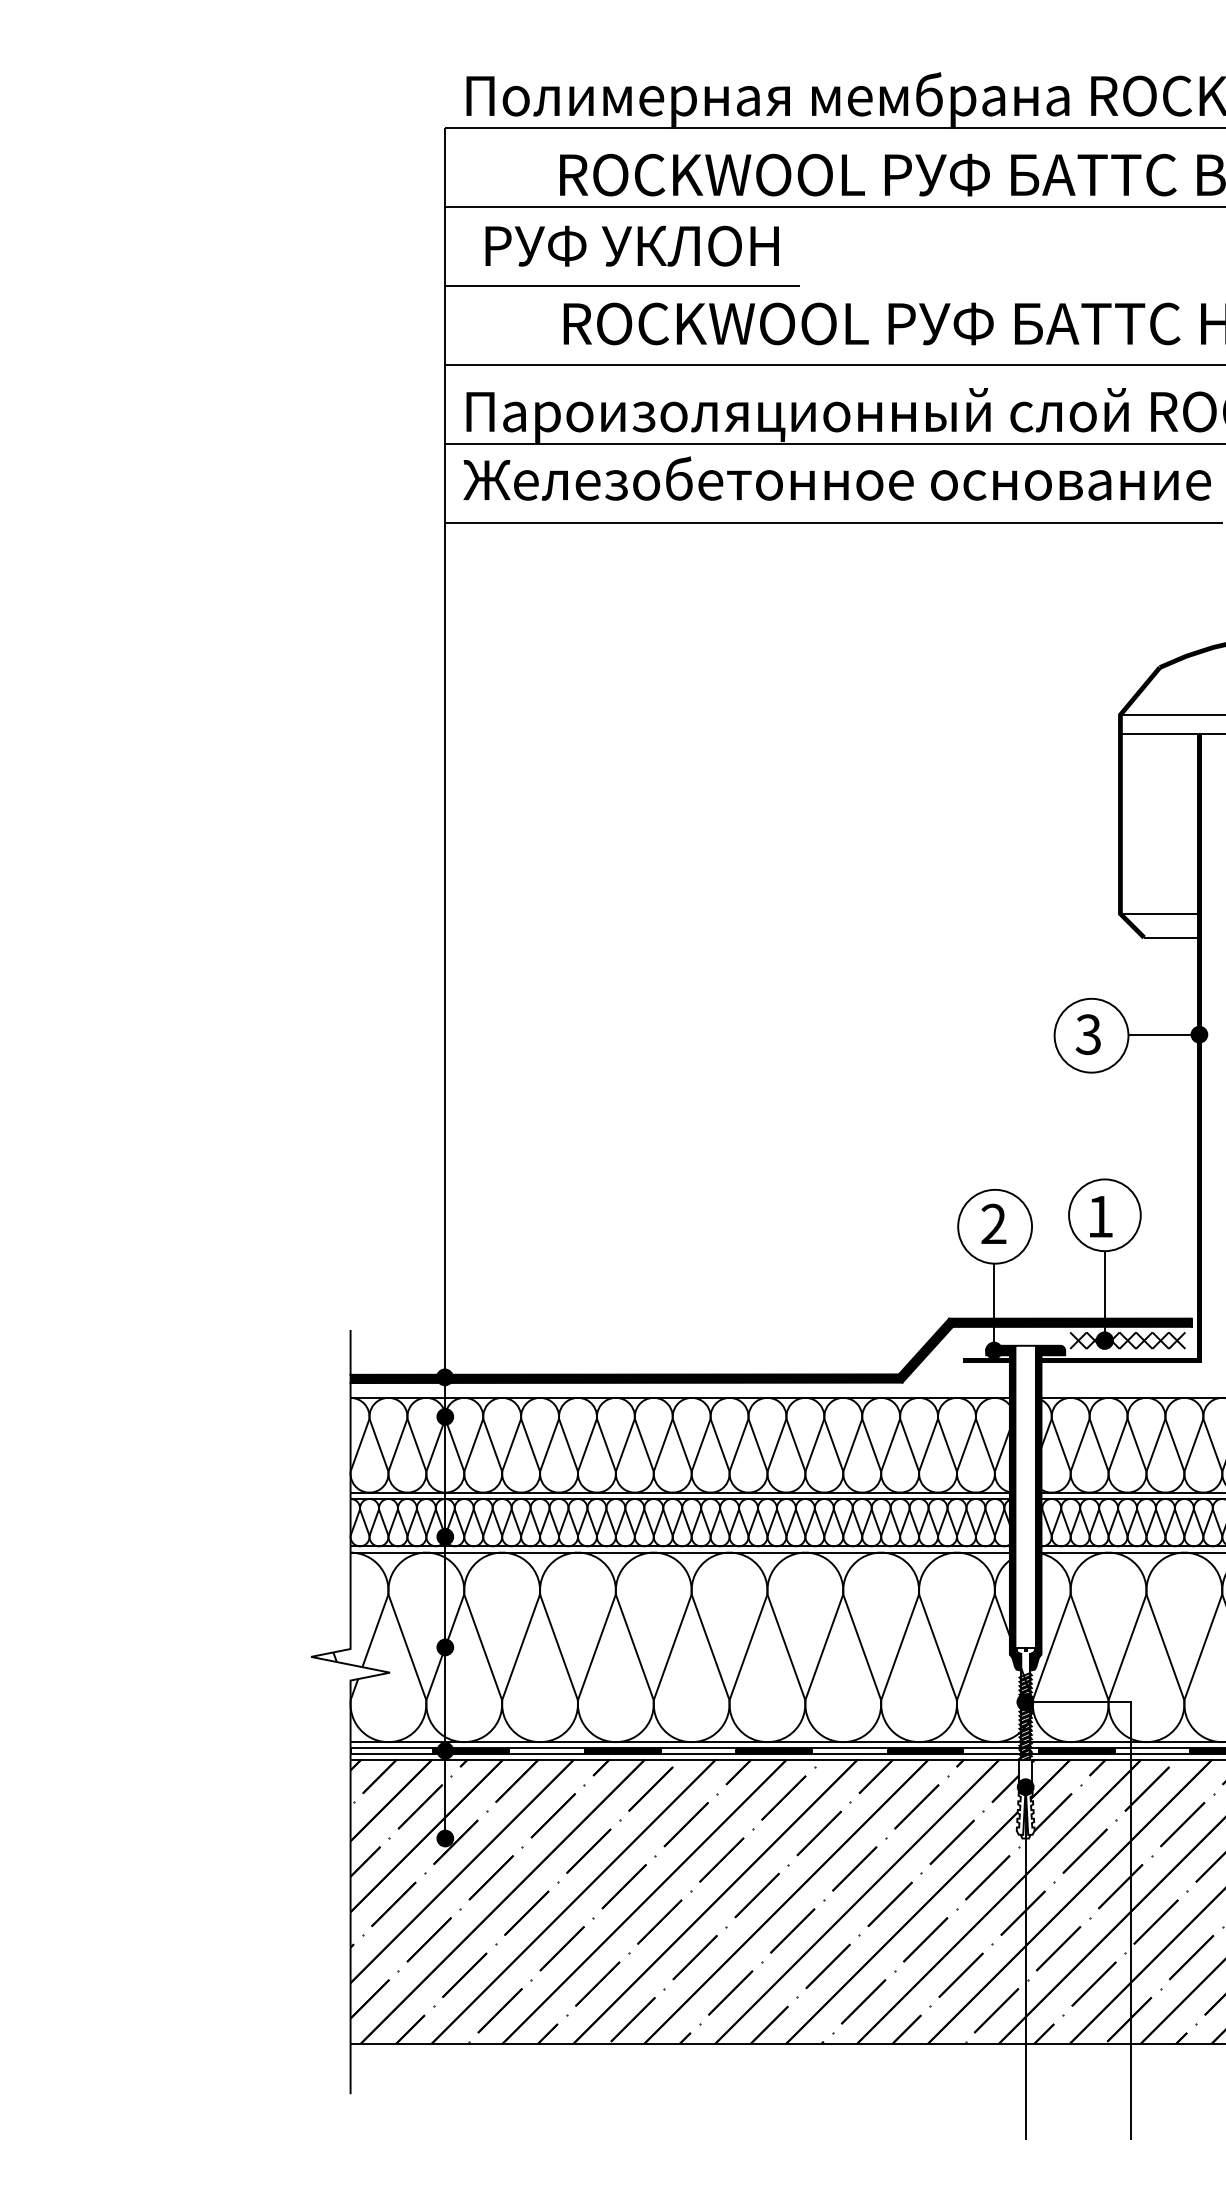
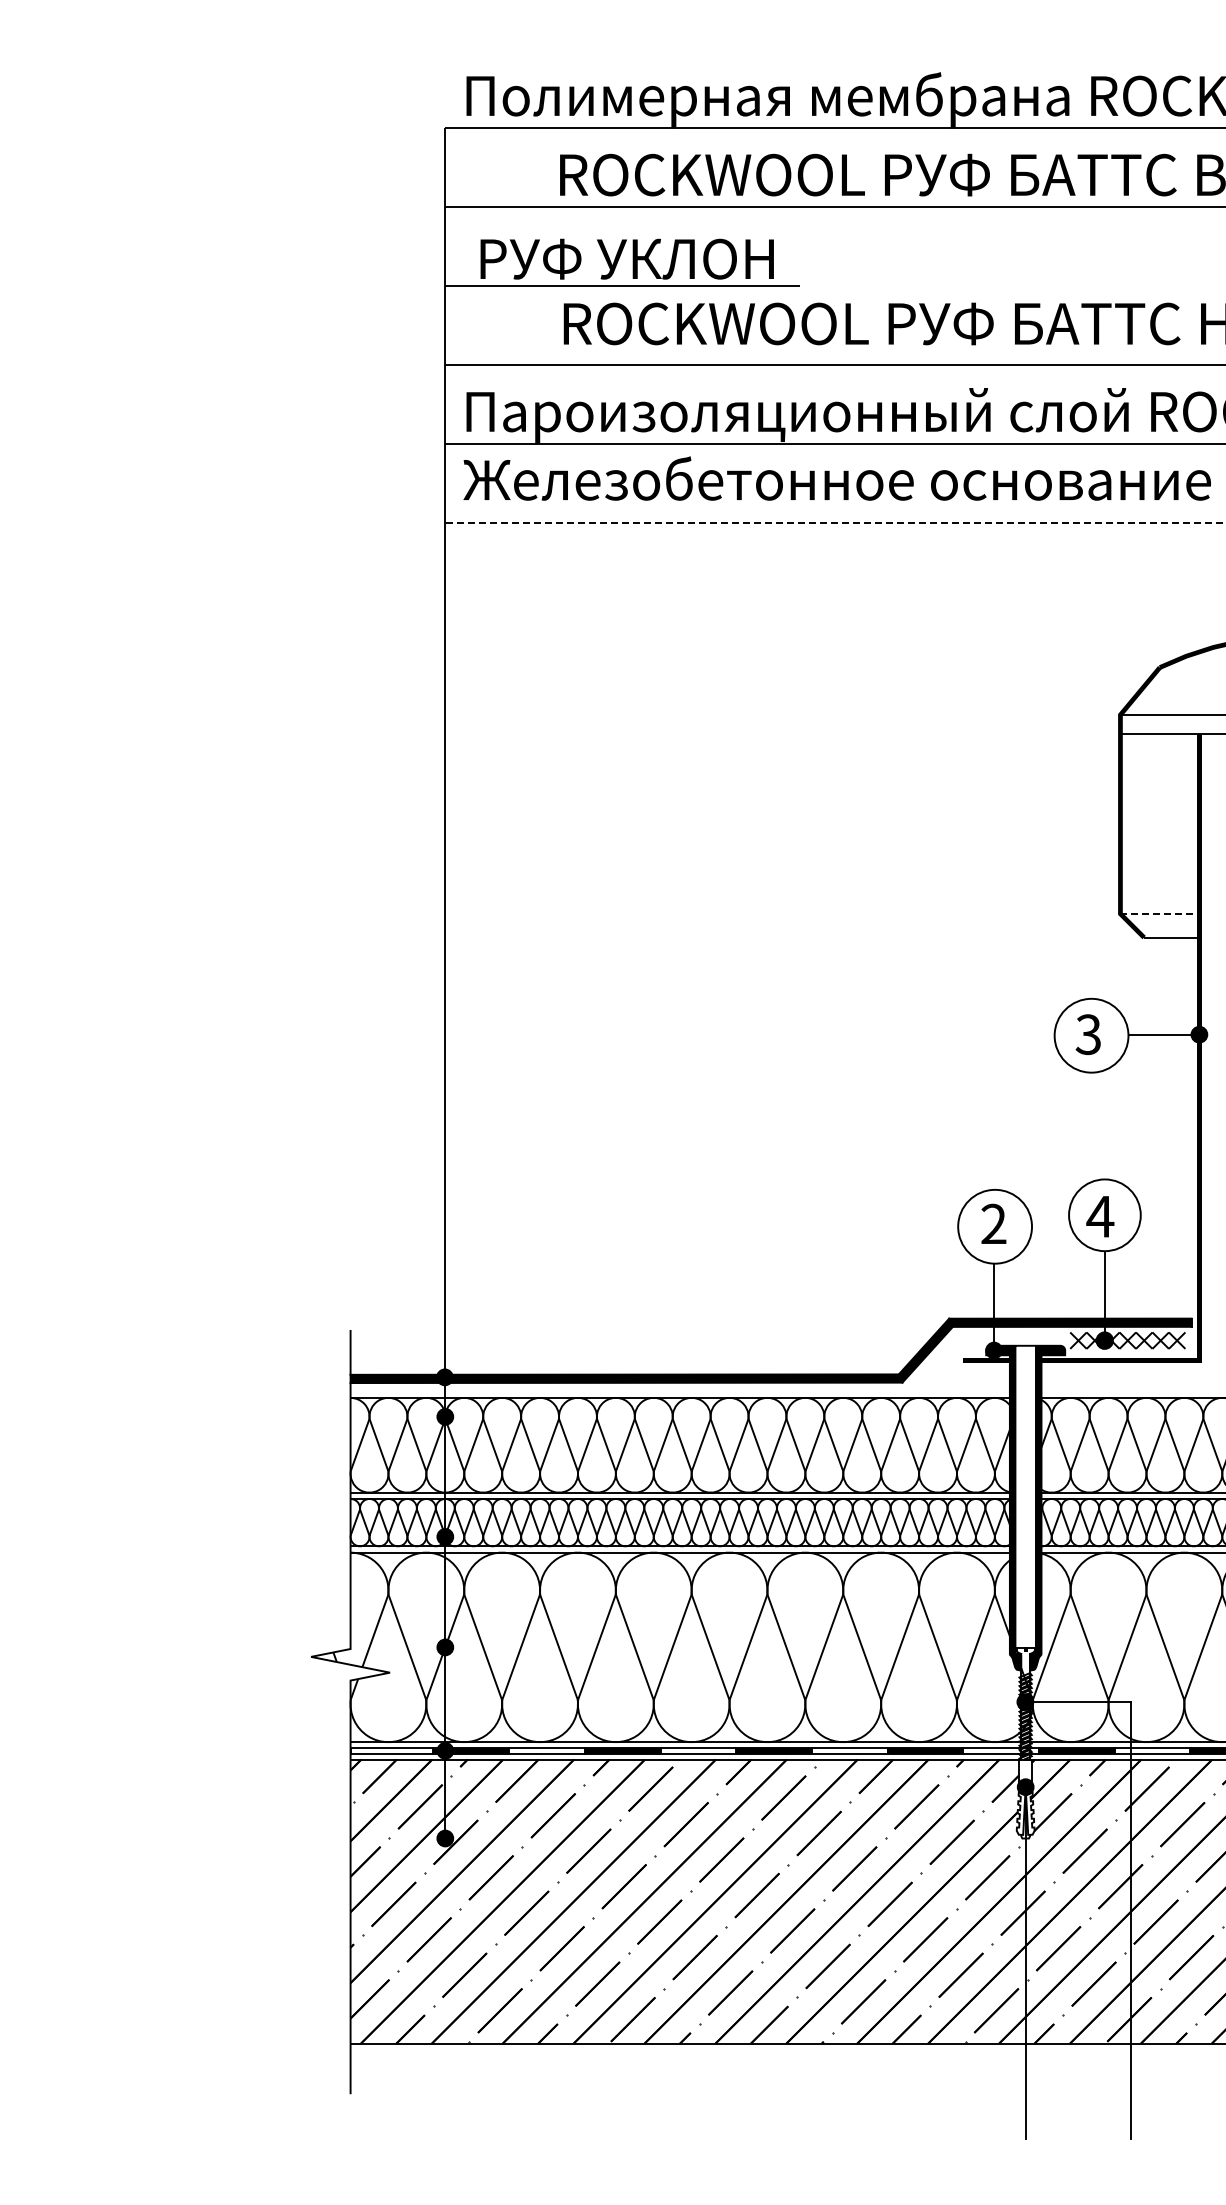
text position: (631, 245) -> (626, 258) (626, 258)
line: solid -> dashed (834, 523)
line: solid -> dashed (1160, 913)
text: 1 -> 4 (1100, 1216)
